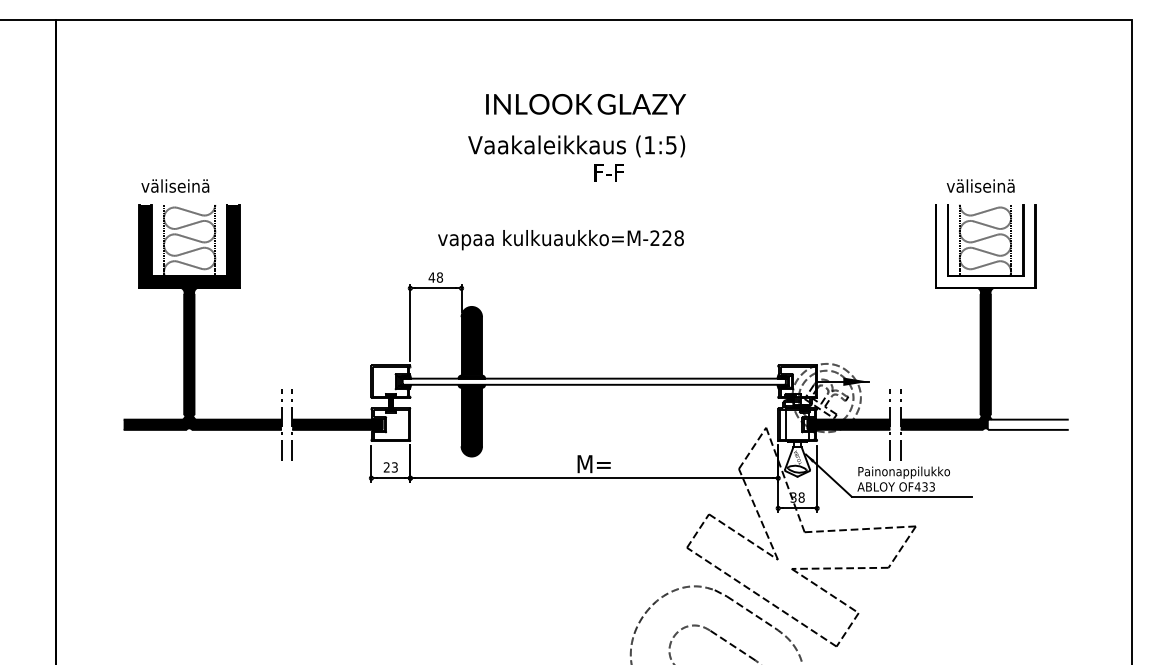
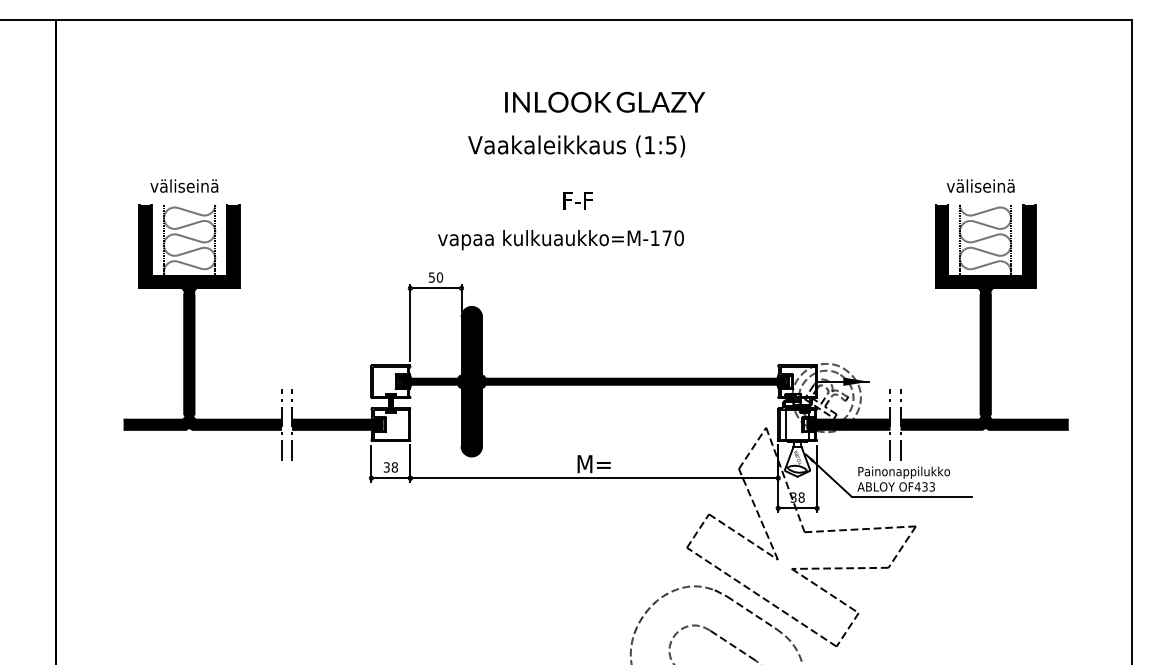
text position: (585, 104) -> (604, 102) (604, 102)
text position: (608, 172) -> (577, 200) (577, 200)
text position: (175, 185) -> (184, 185) (184, 185)
text: kulkuaukko=M-228 -> kulkuaukko=M-170 (666, 237)
fill: none -> present (985, 245)
text: 48 -> 50 (435, 277)
fill: none -> present (593, 381)
fill: none -> present (1027, 424)
text: 23 -> 38 (390, 467)
